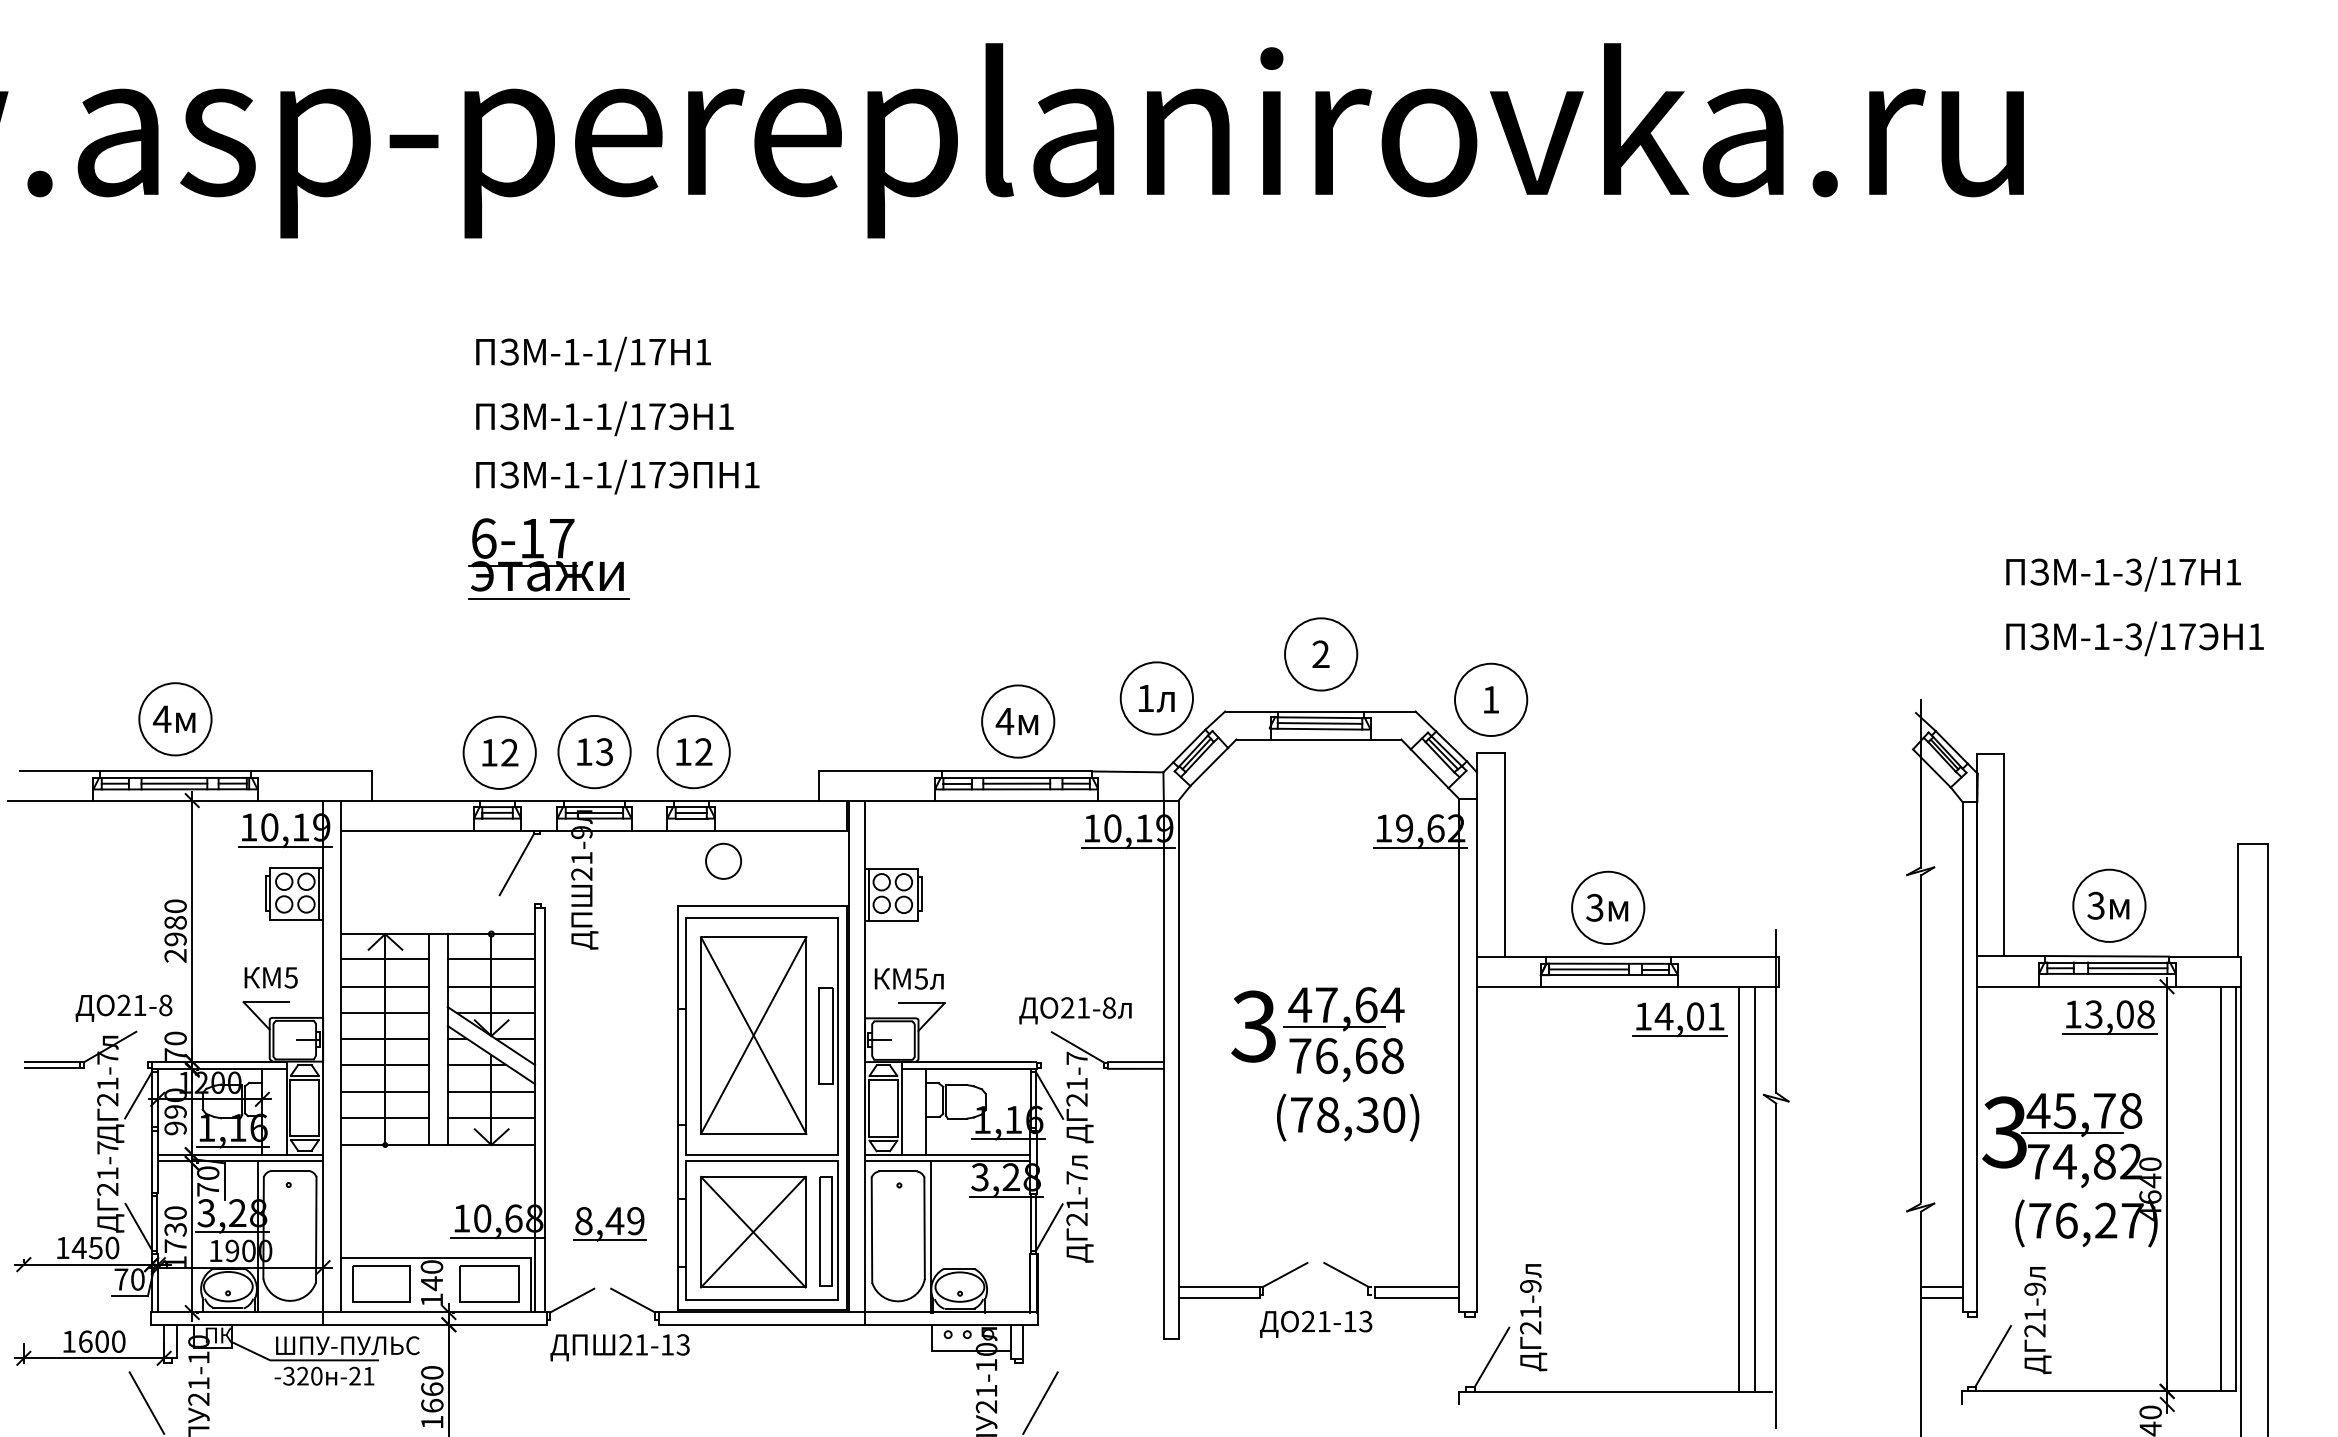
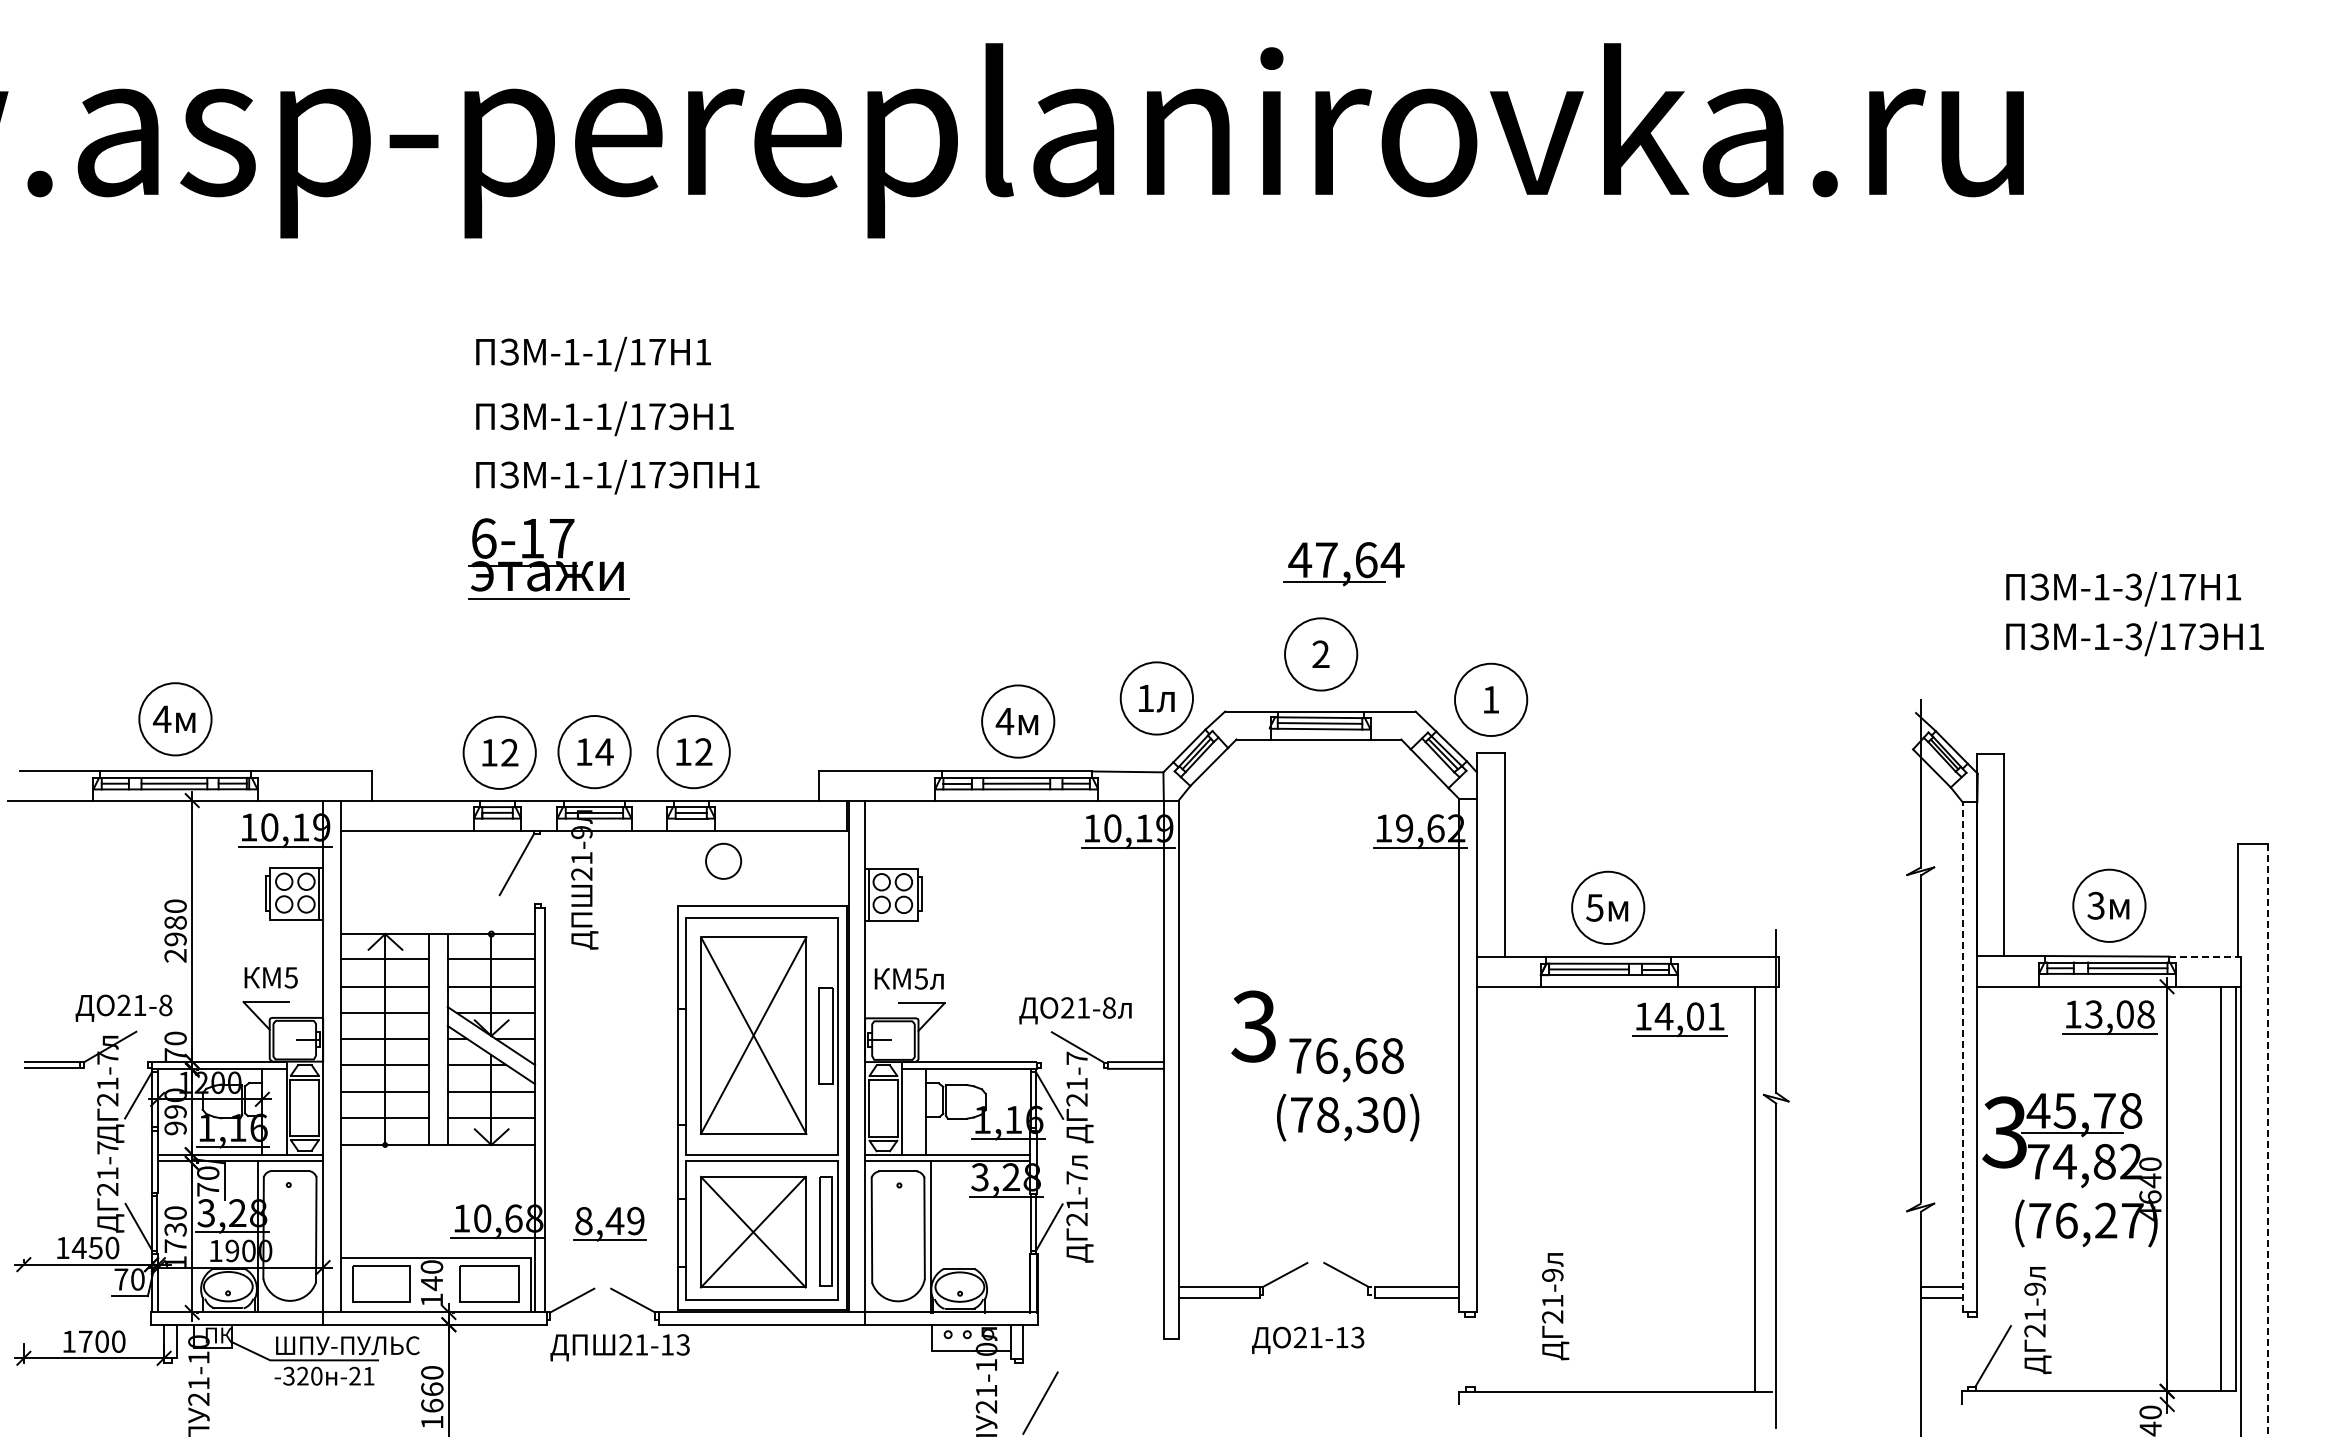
text position: (2123, 574) -> (2123, 589) (2123, 589)
text: 13 -> 14 (604, 752)
text: 3 -> 5 (1594, 907)
line: solid -> dashed (2205, 956)
part position: (1345, 1016) -> (1345, 571) (1345, 571)
line: solid -> dashed (1962, 1056)
line: solid -> dashed (2267, 1140)
line: present -> none (1738, 1188)
text position: (1533, 1317) -> (1555, 1306) (1555, 1306)
text position: (1316, 1323) -> (1308, 1339) (1308, 1339)
text: 1600 -> 1700 (85, 1341)
line: present -> none (1491, 1357)
line: present -> none (146, 1402)
